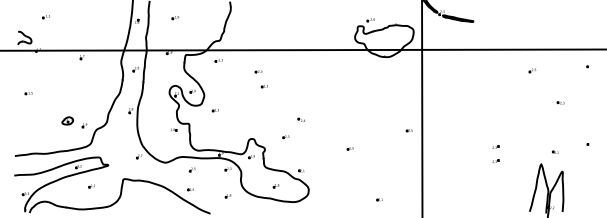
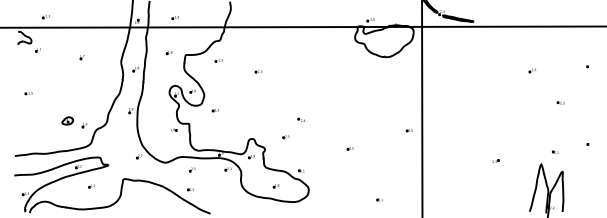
line position: (302, 49) -> (302, 26) (302, 26)
part: present -> none (263, 86)
part: present -> none (495, 146)
part: present -> none (227, 196)
